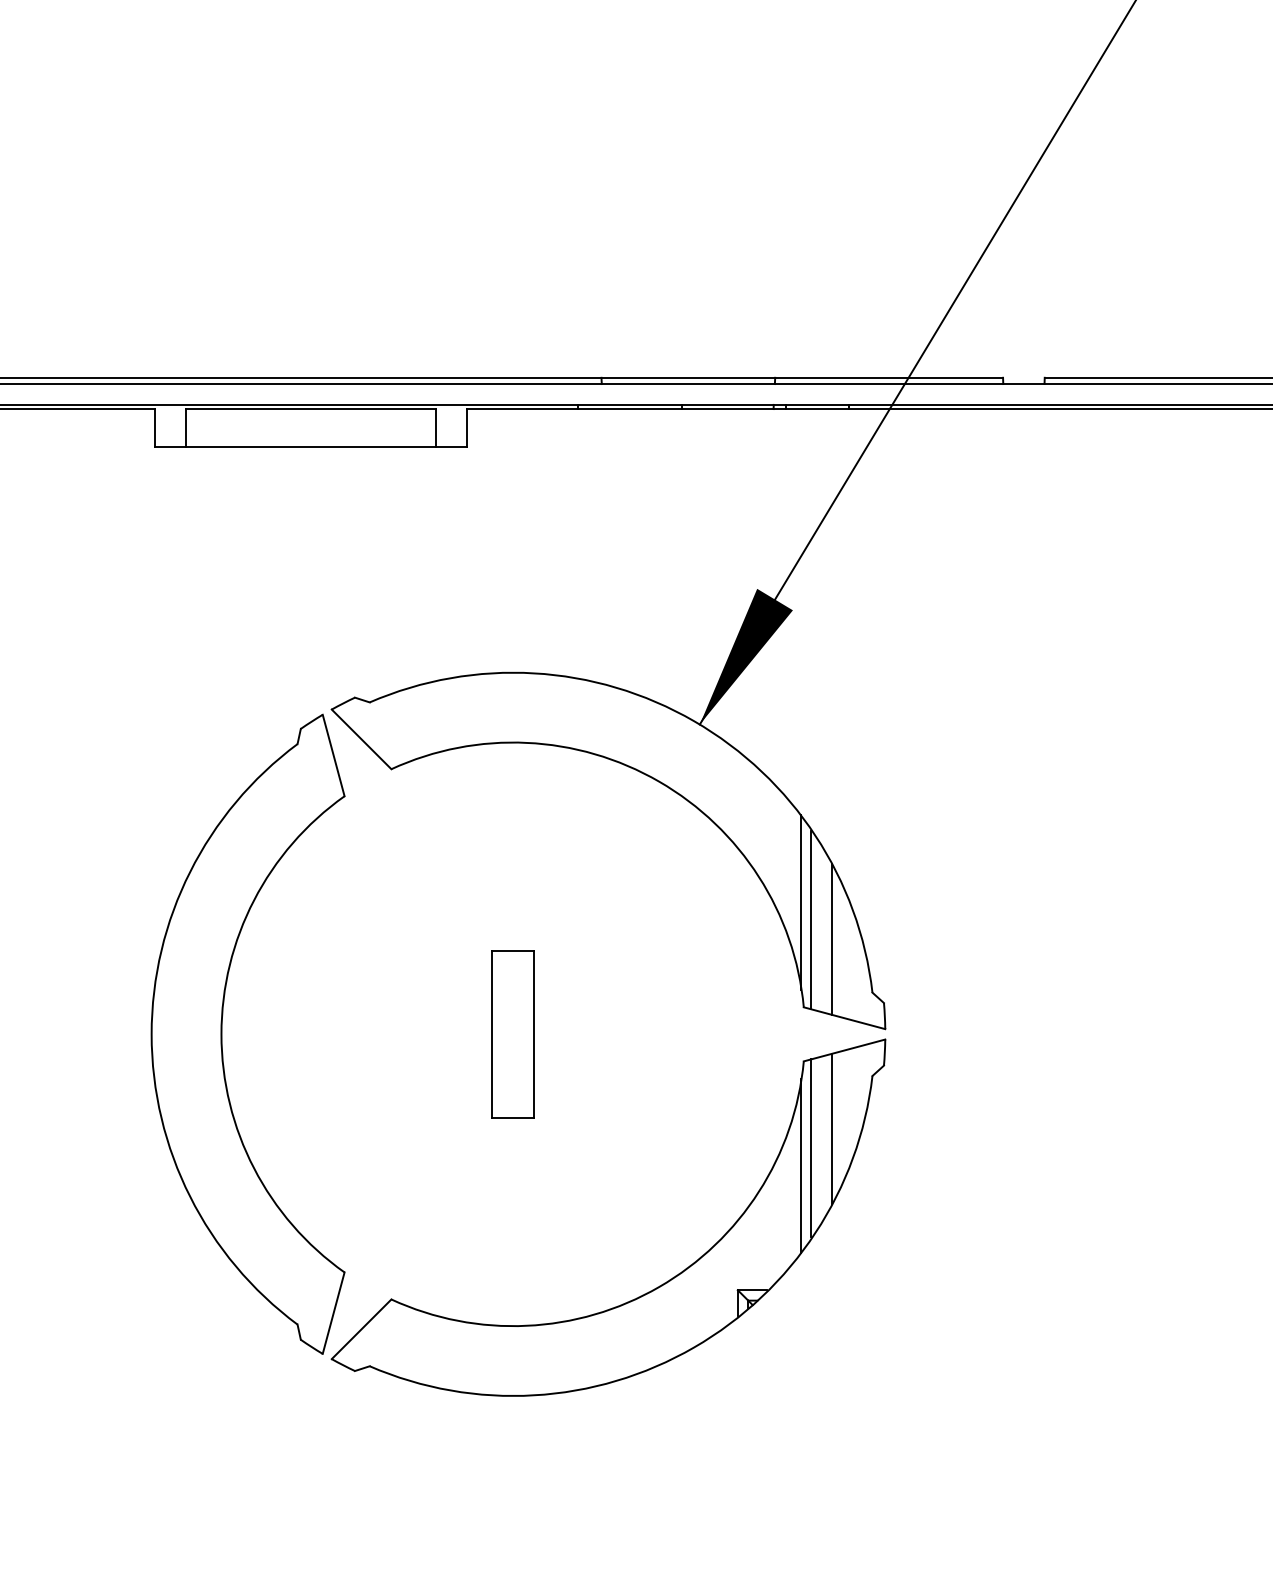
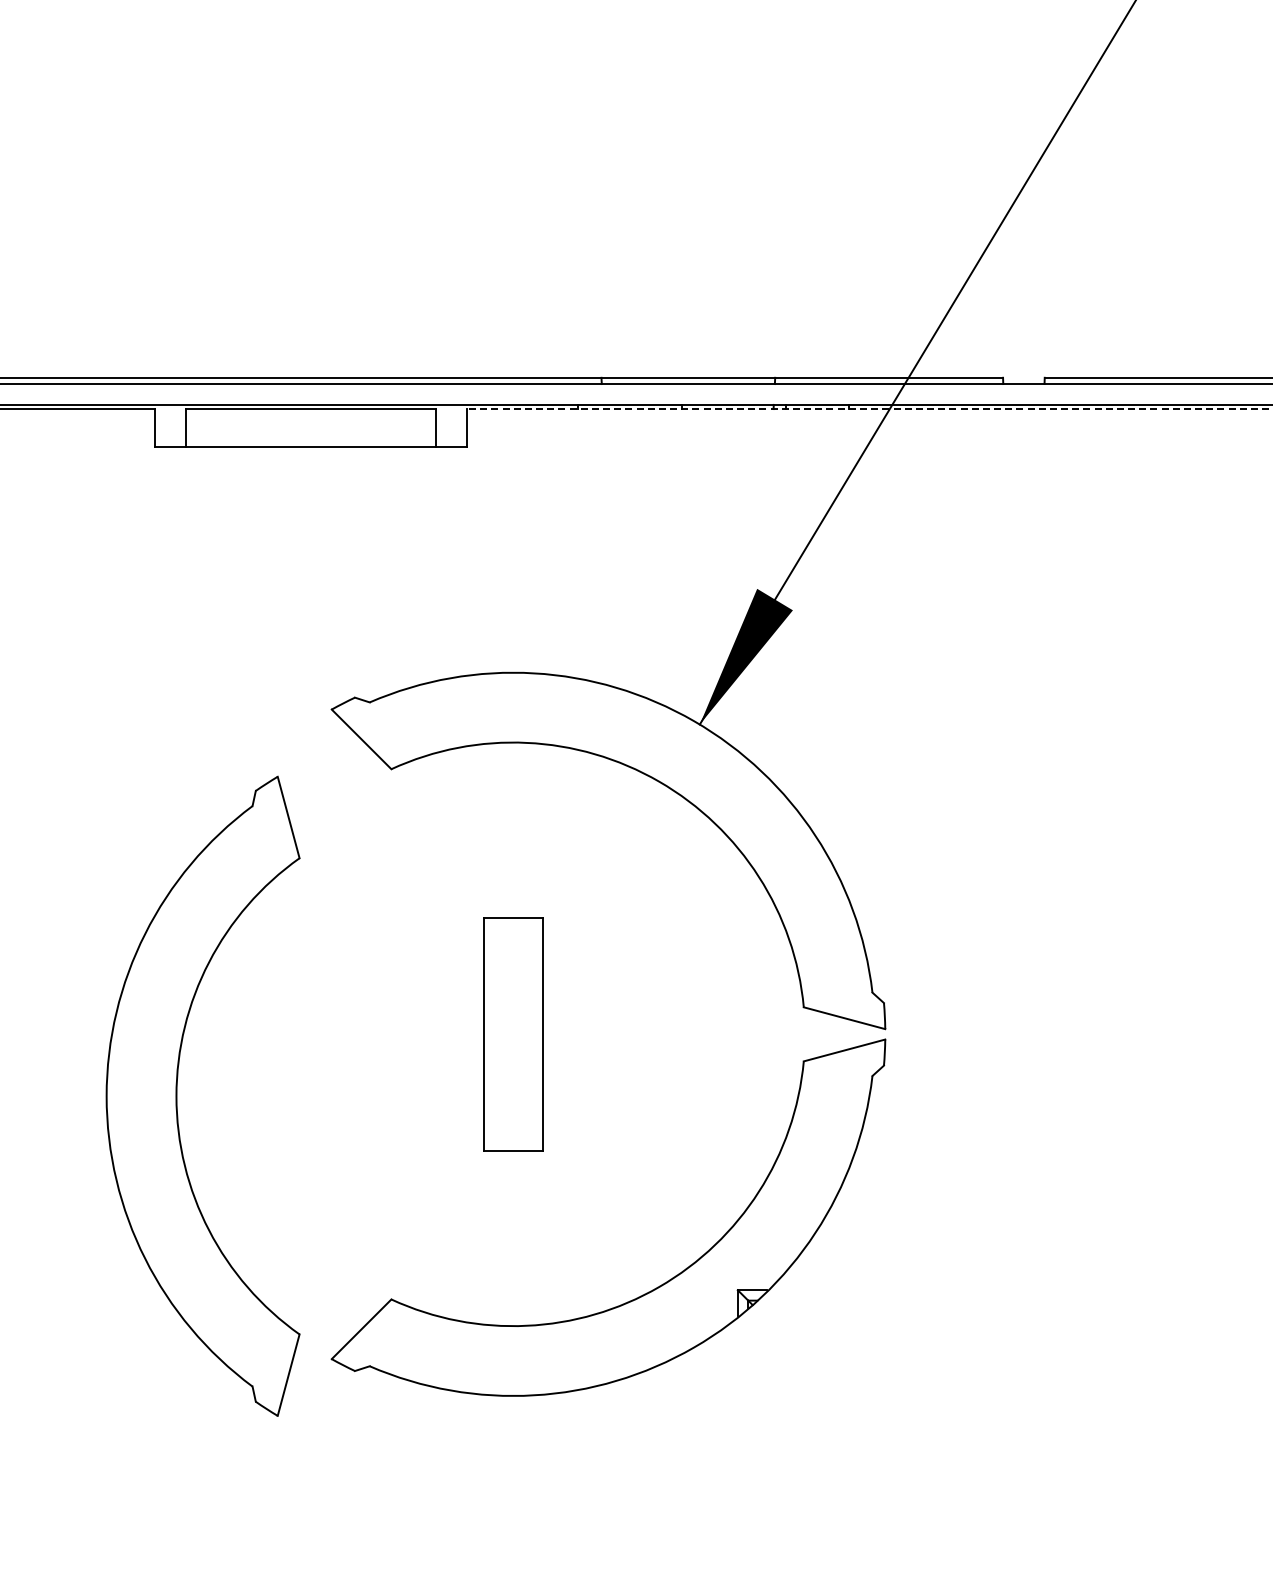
line: solid -> dashed (870, 409)
line: present -> none (800, 902)
line: present -> none (810, 920)
line: present -> none (832, 939)
part position: (222, 1033) -> (177, 1095) (177, 1095)
part size: 44x169 px -> 61x235 px (513, 1034)
line: present -> none (832, 1128)
line: present -> none (810, 1148)
line: present -> none (800, 1165)
